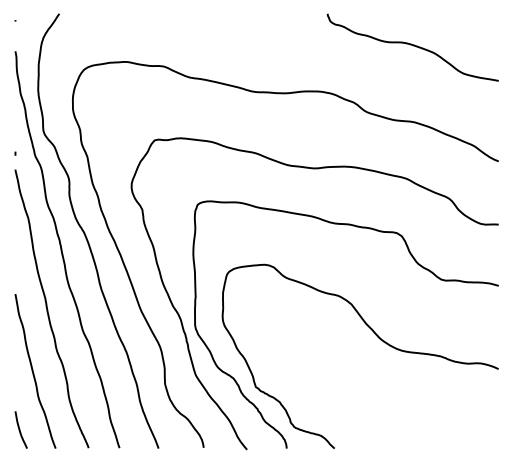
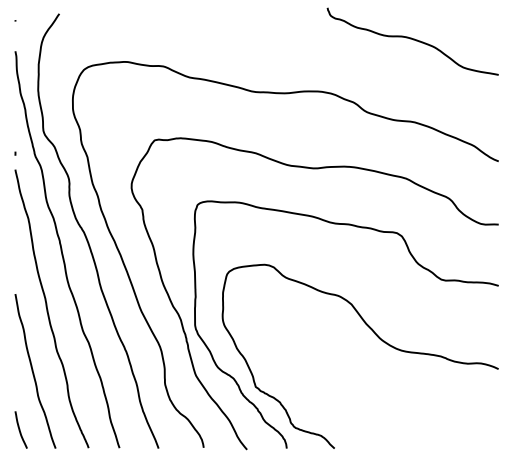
curve position: (413, 46) -> (413, 40) (413, 40)
